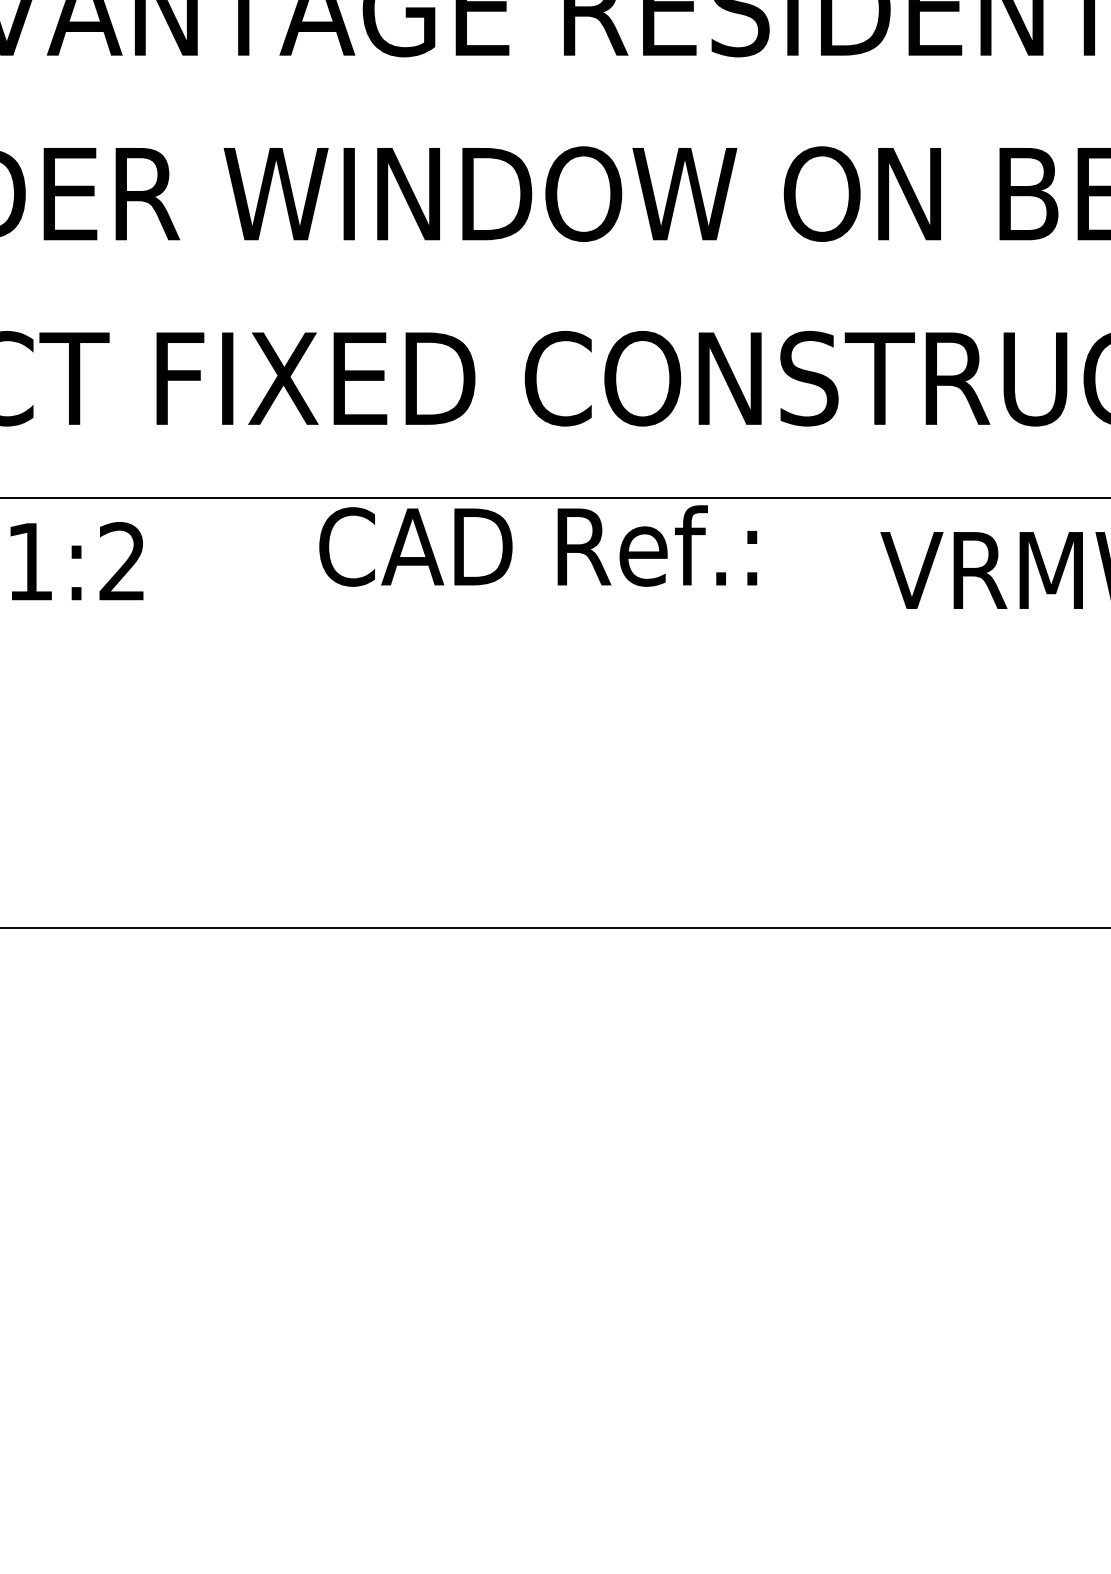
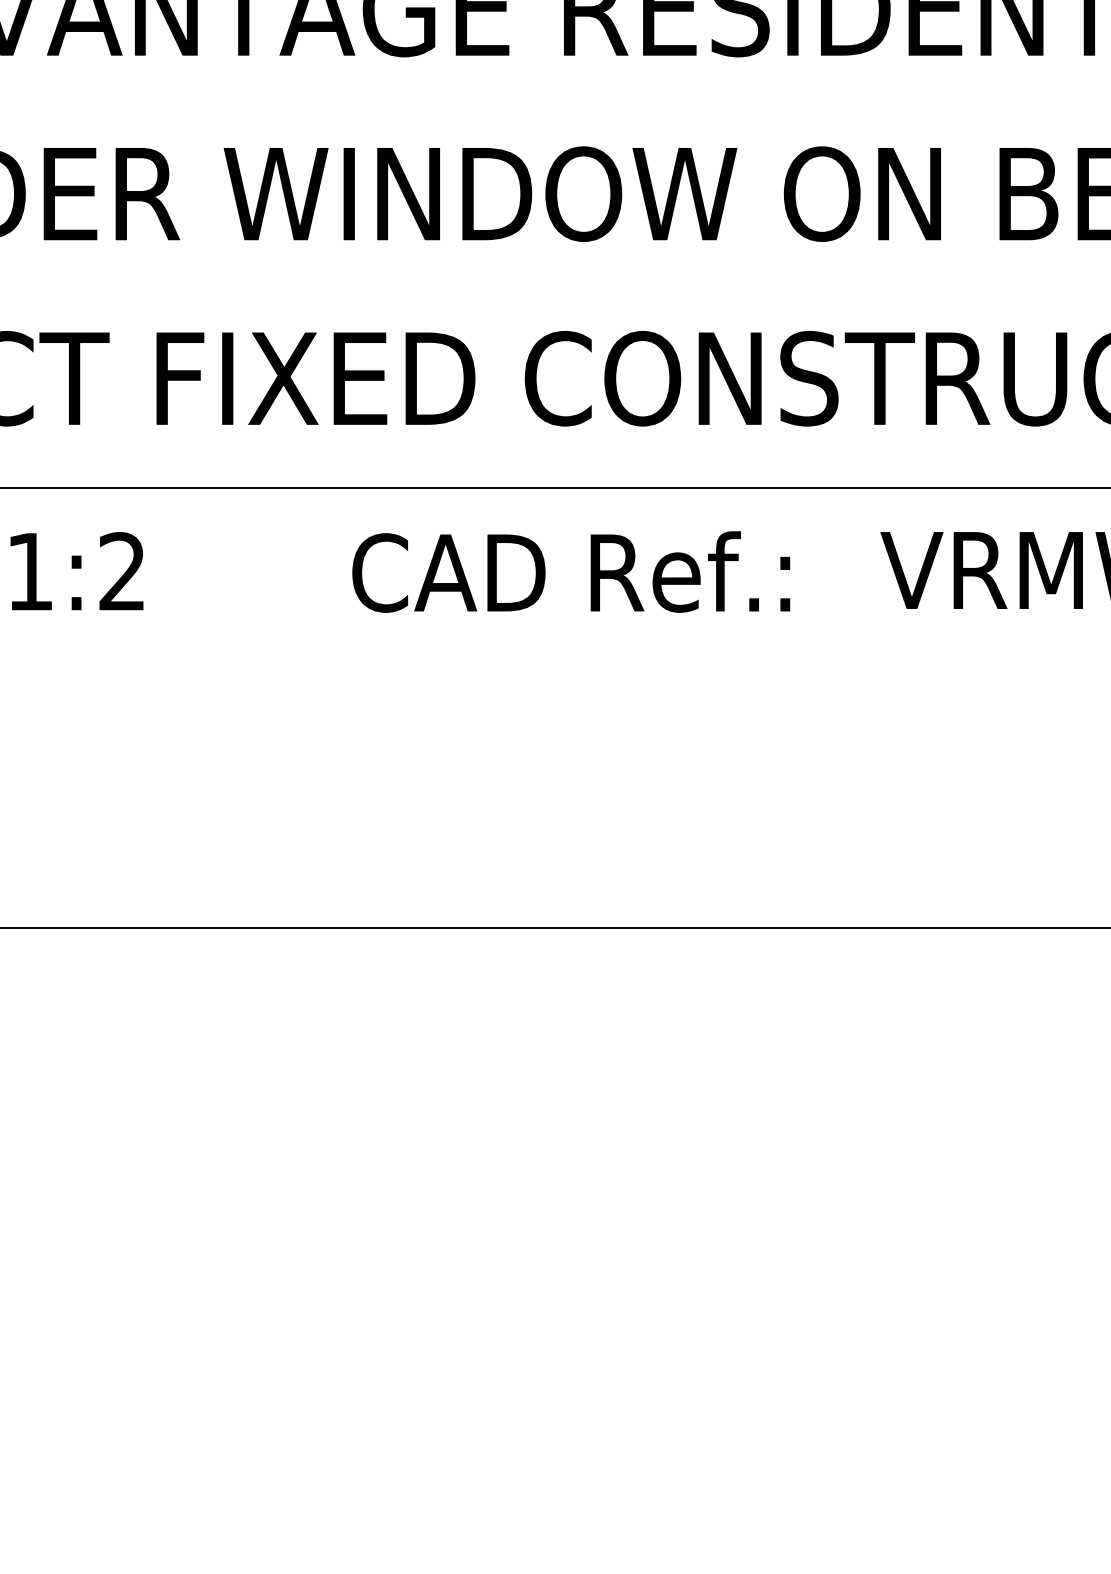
line position: (554, 497) -> (554, 487) (554, 487)
text position: (538, 545) -> (571, 571) (571, 571)
text position: (76, 561) -> (76, 571) (76, 571)
